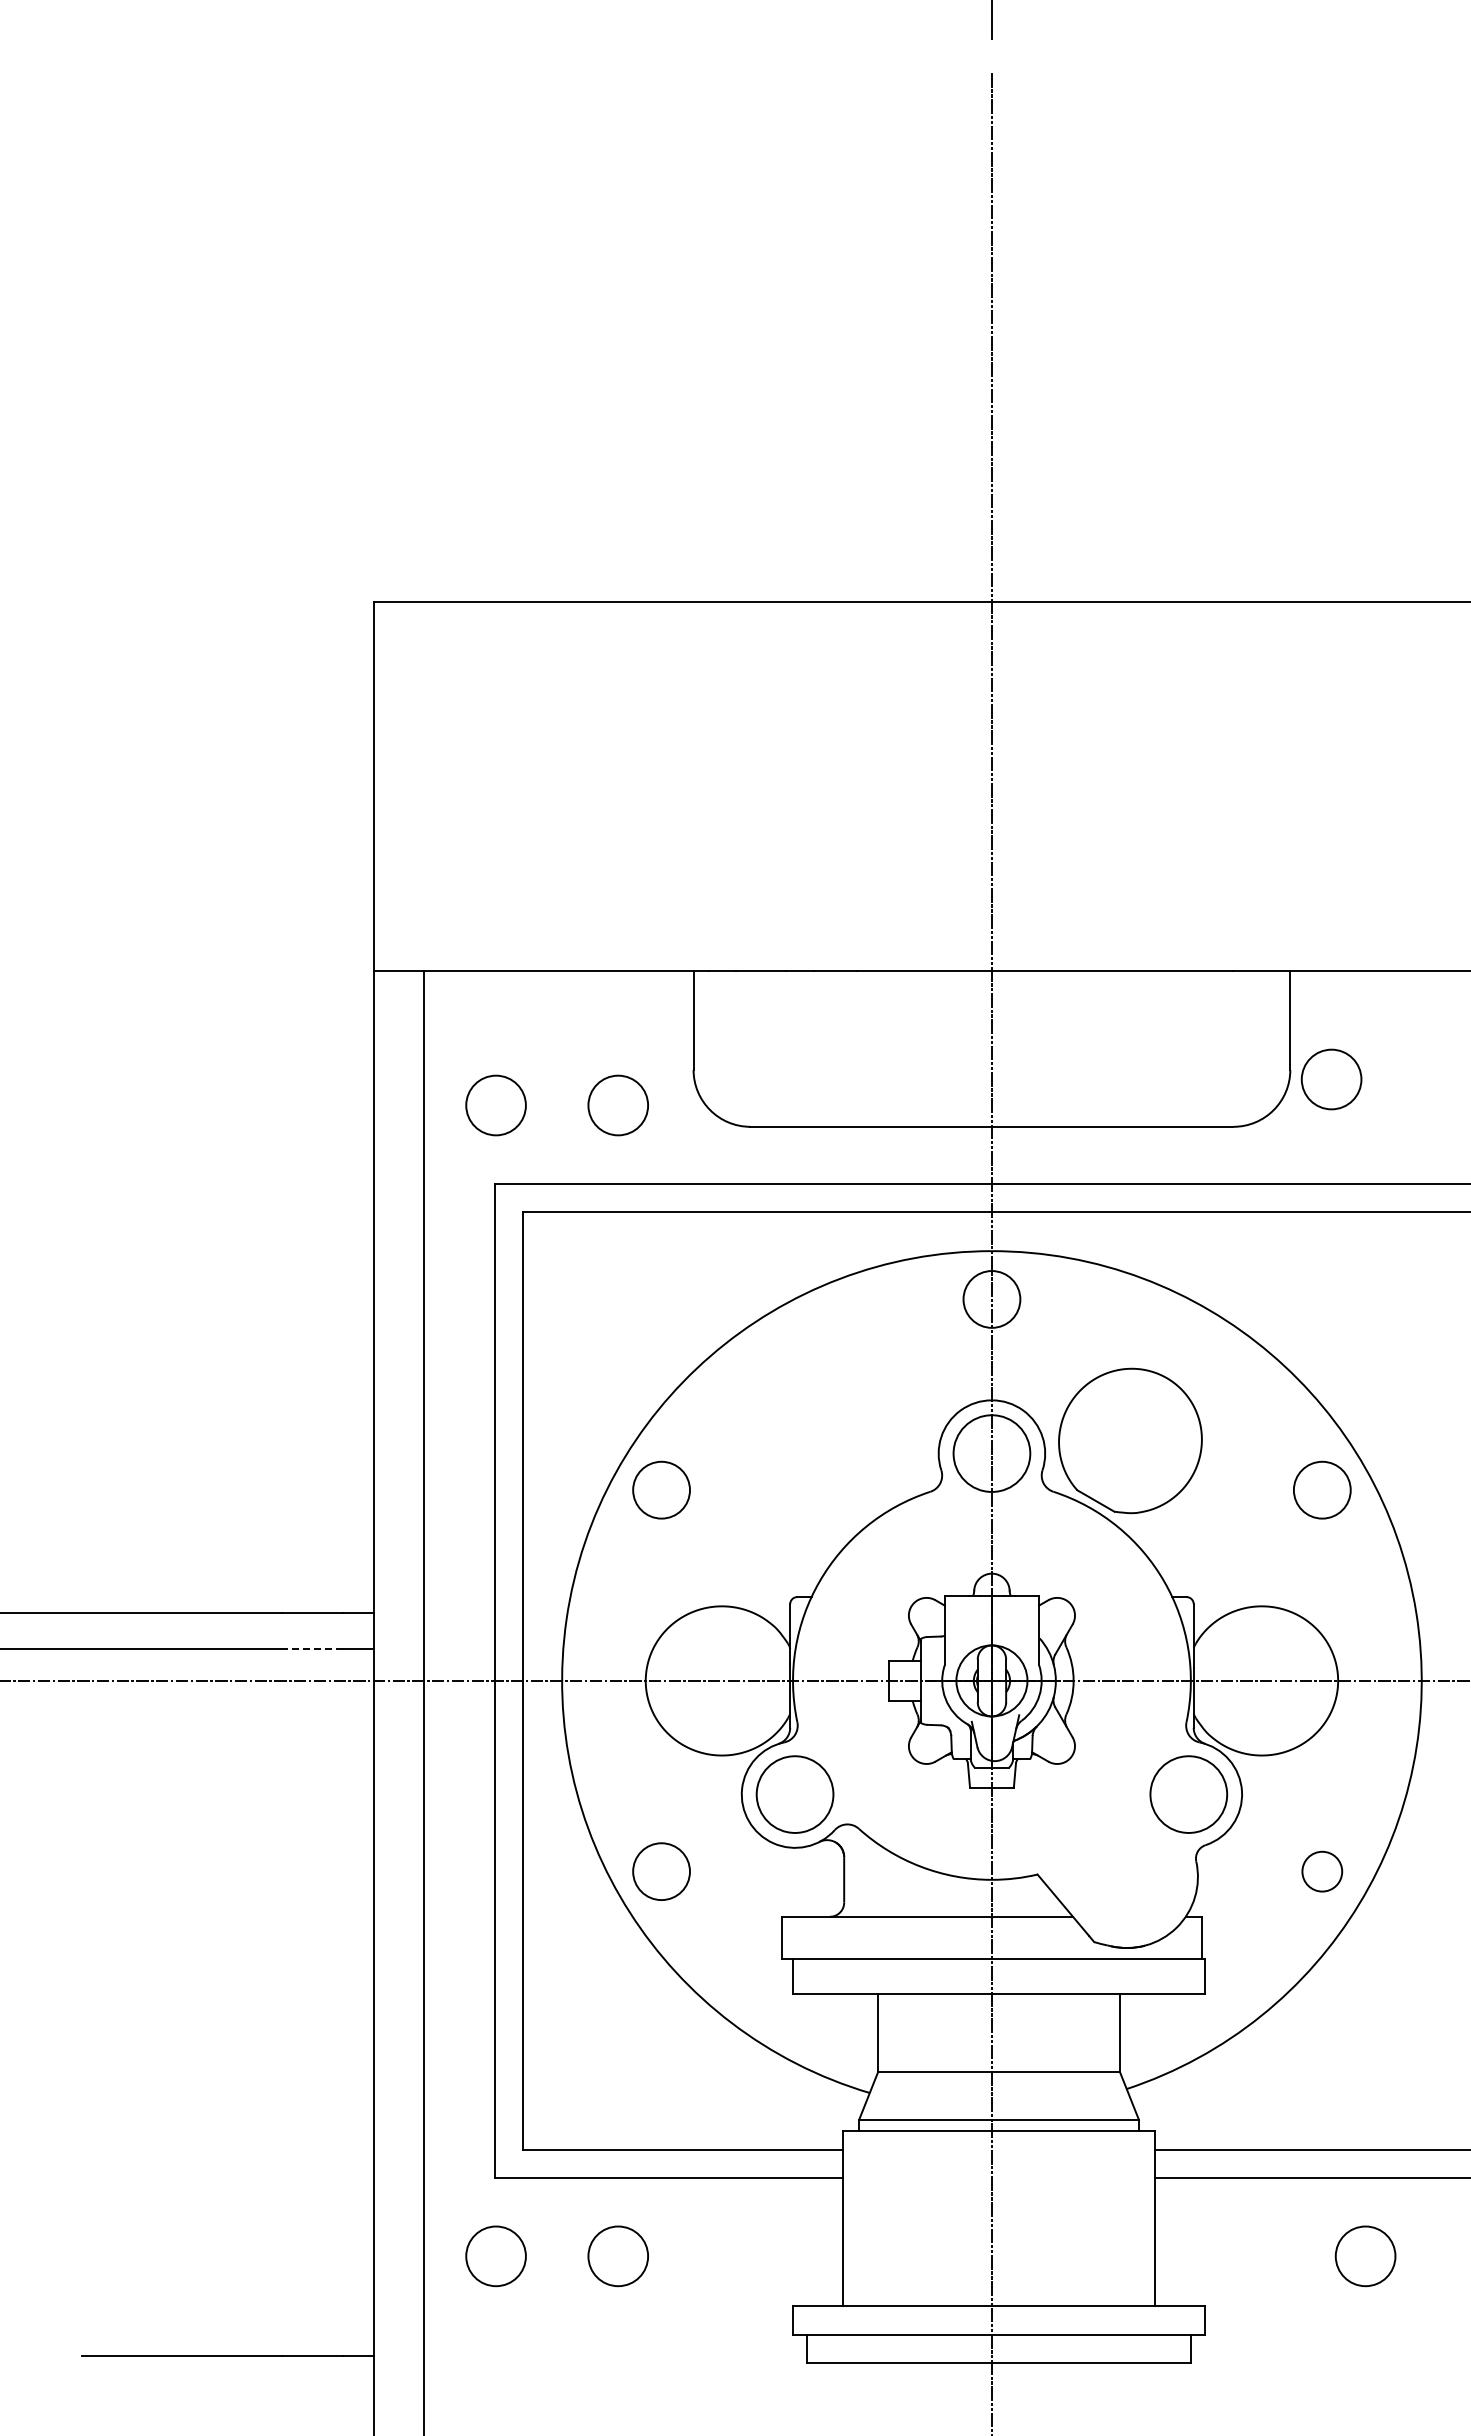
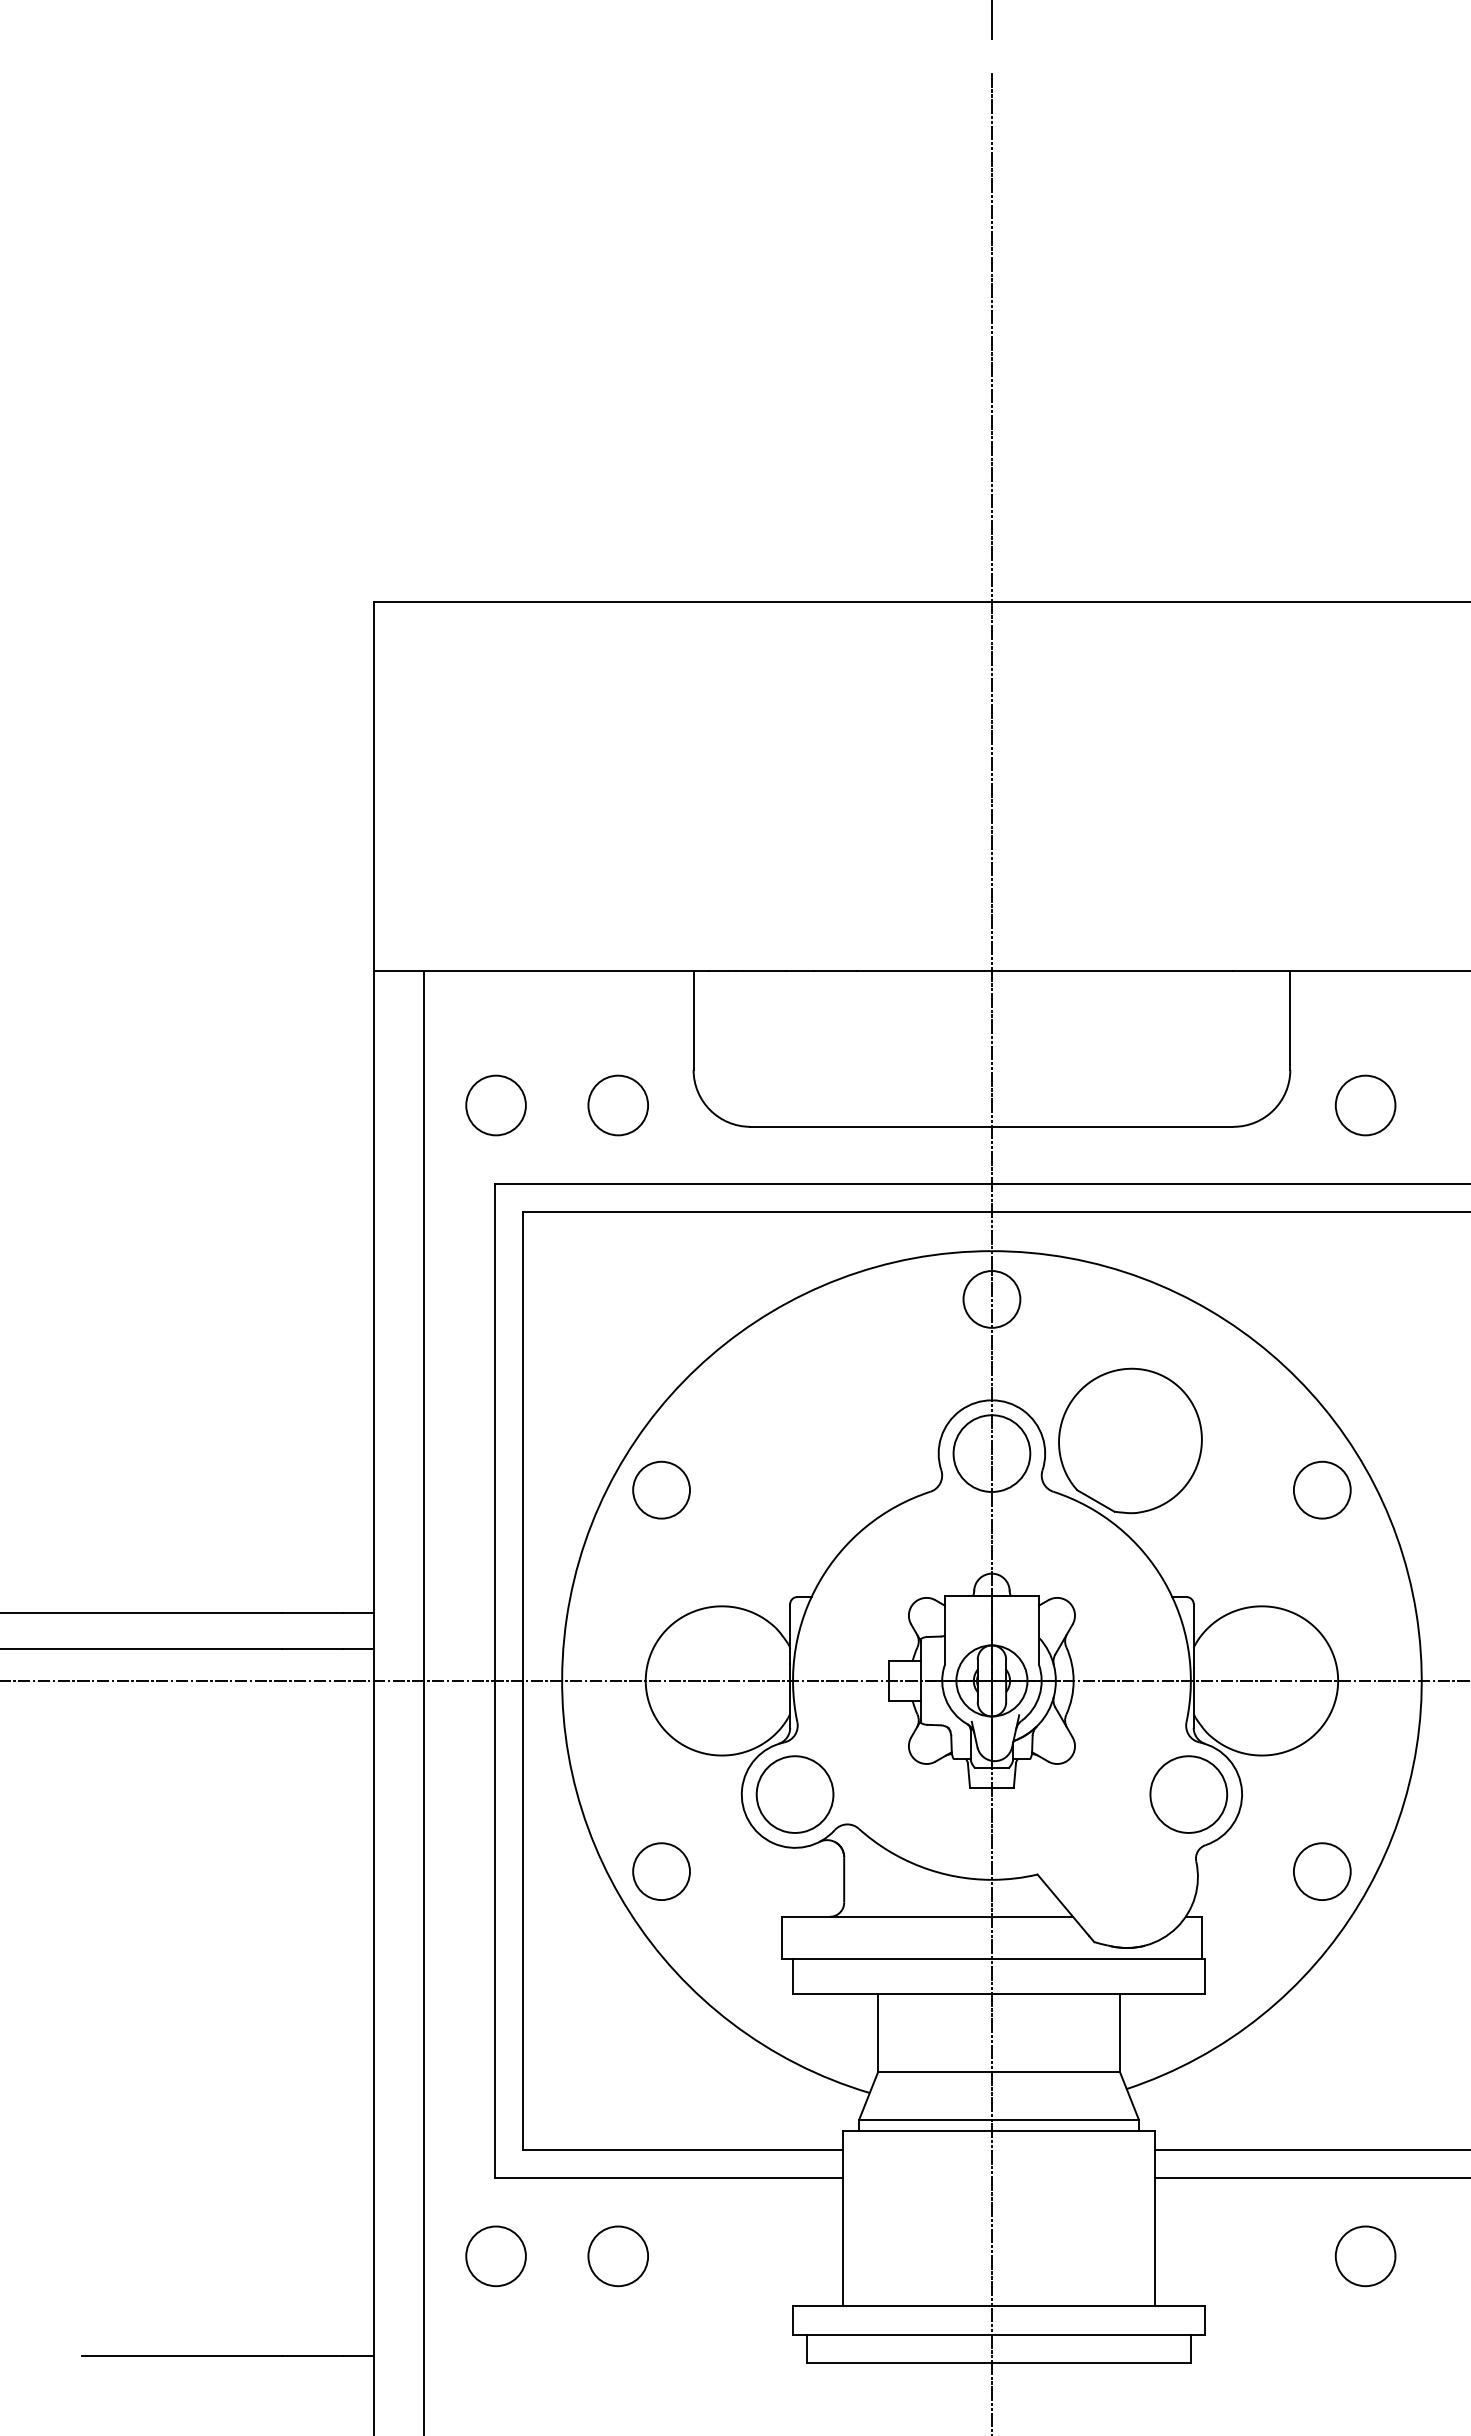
circle position: (1331, 1079) -> (1365, 1105) (1365, 1105)
line: dashed -> solid (311, 1648)
circle diameter: 40 px -> 57 px (1321, 1871)
